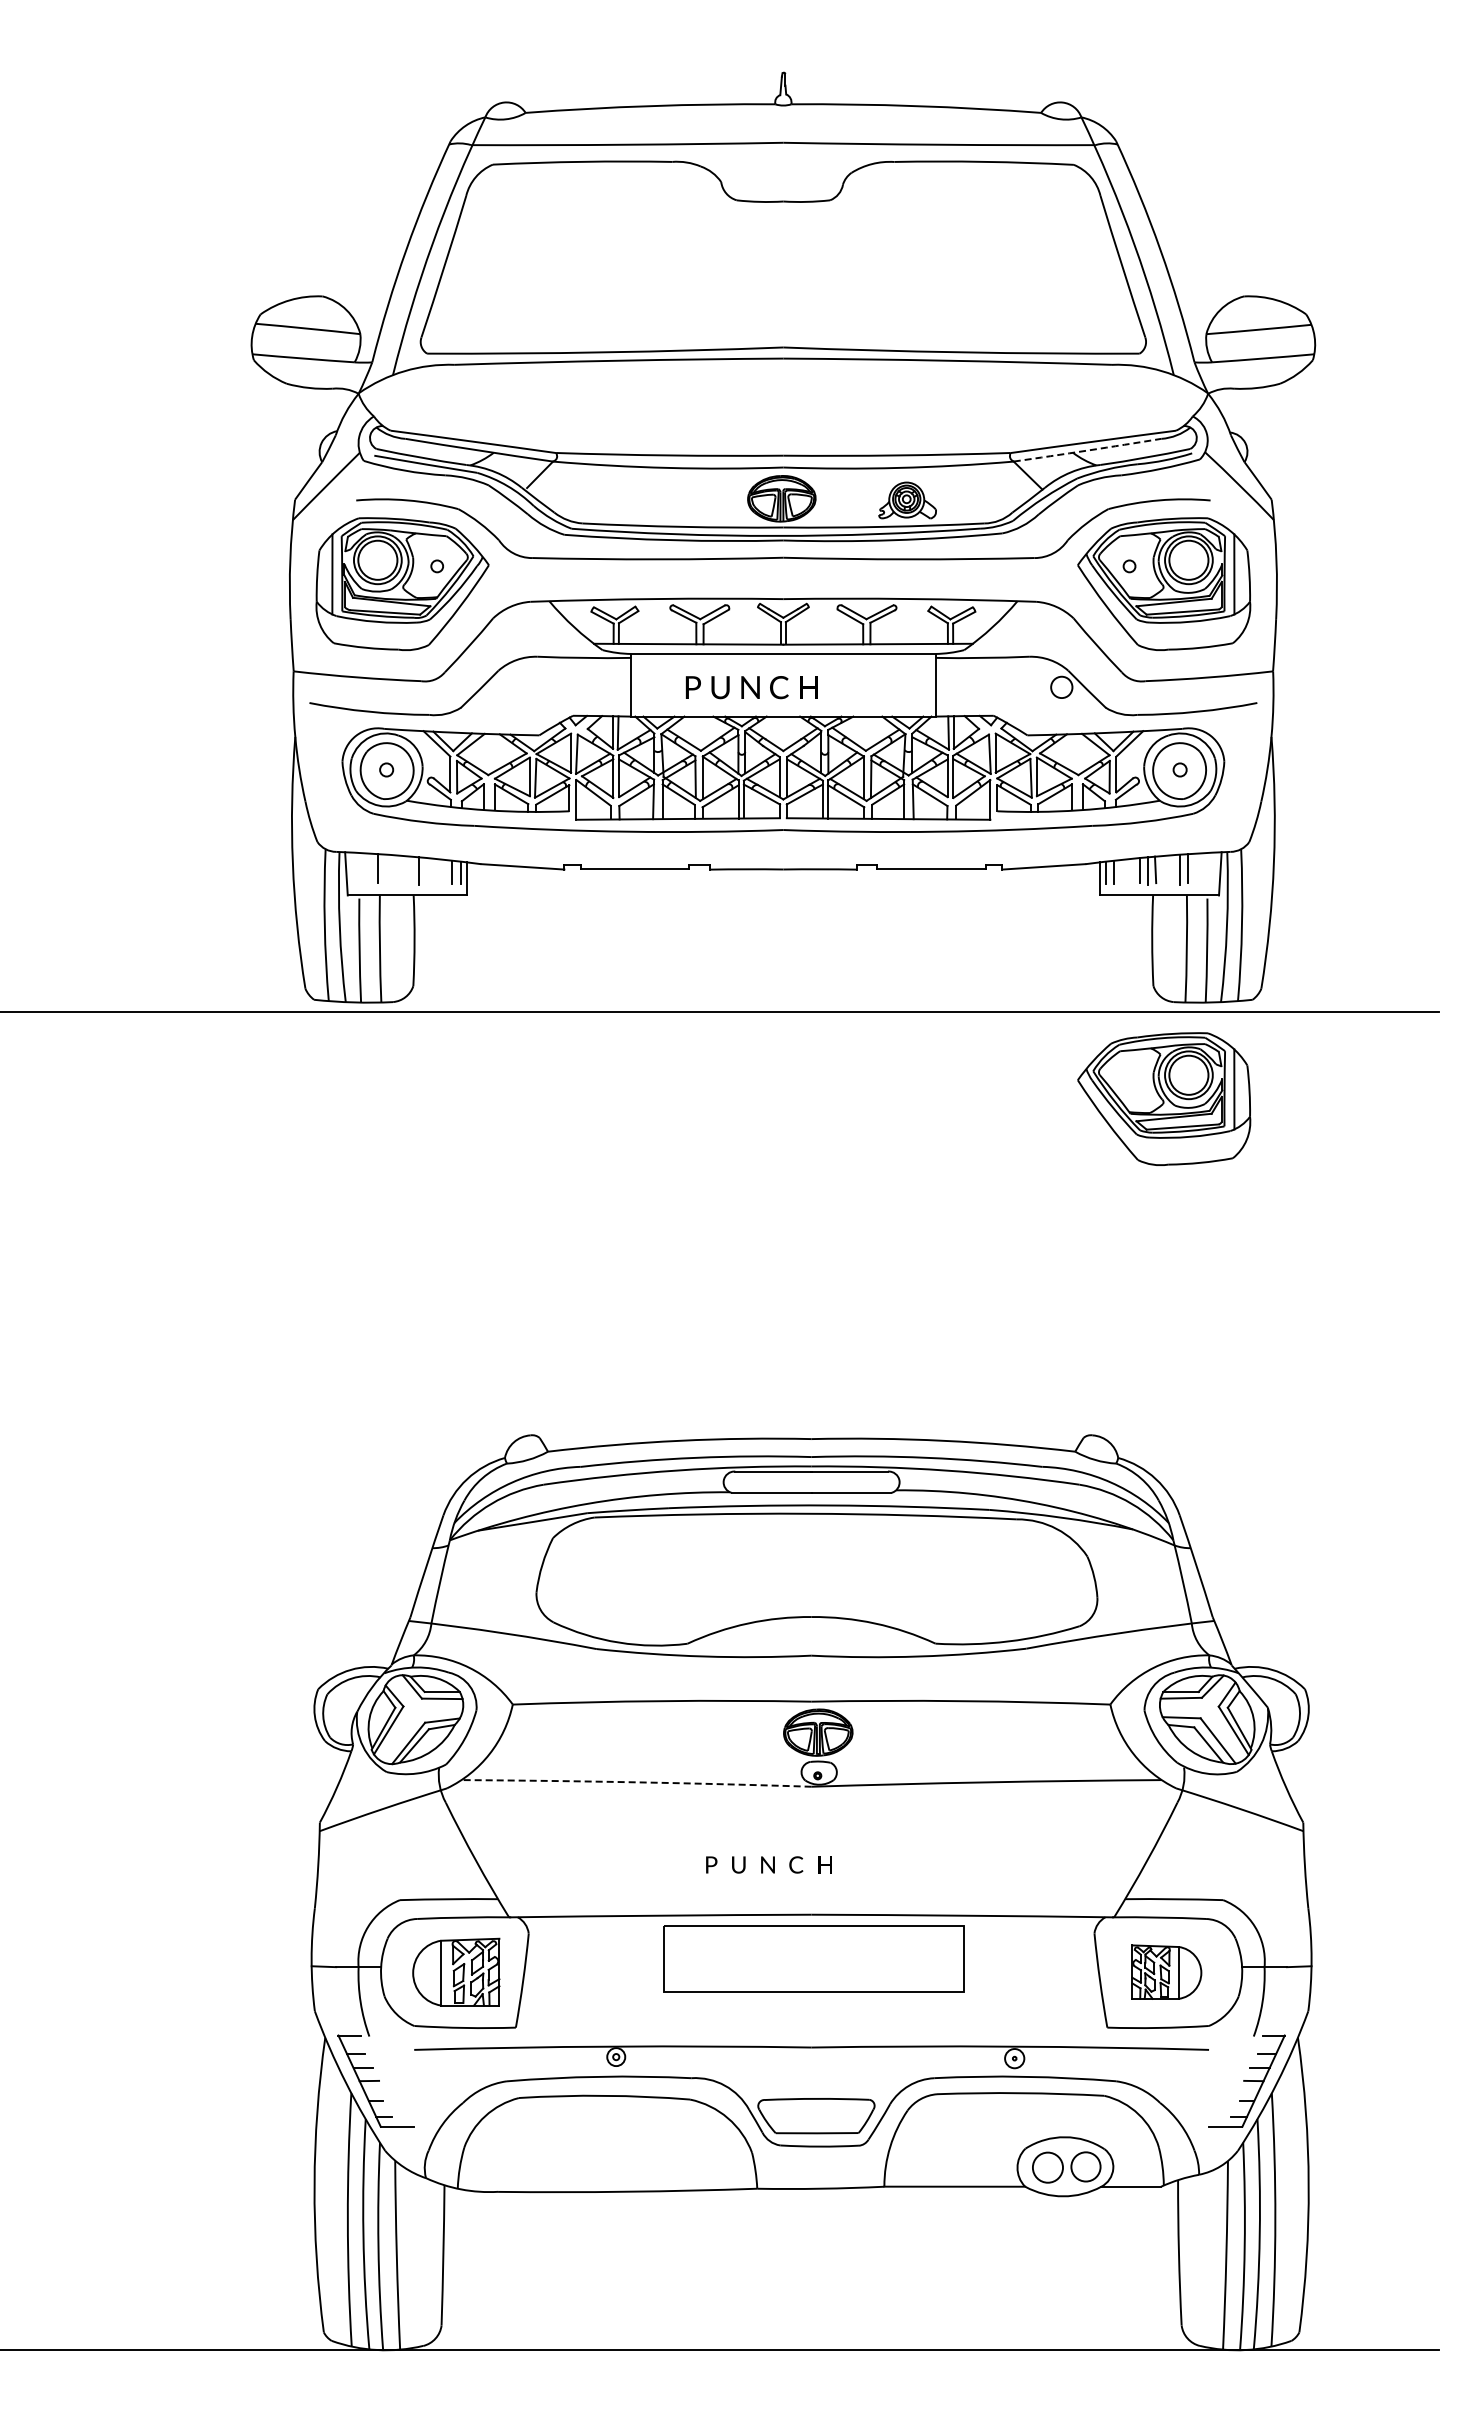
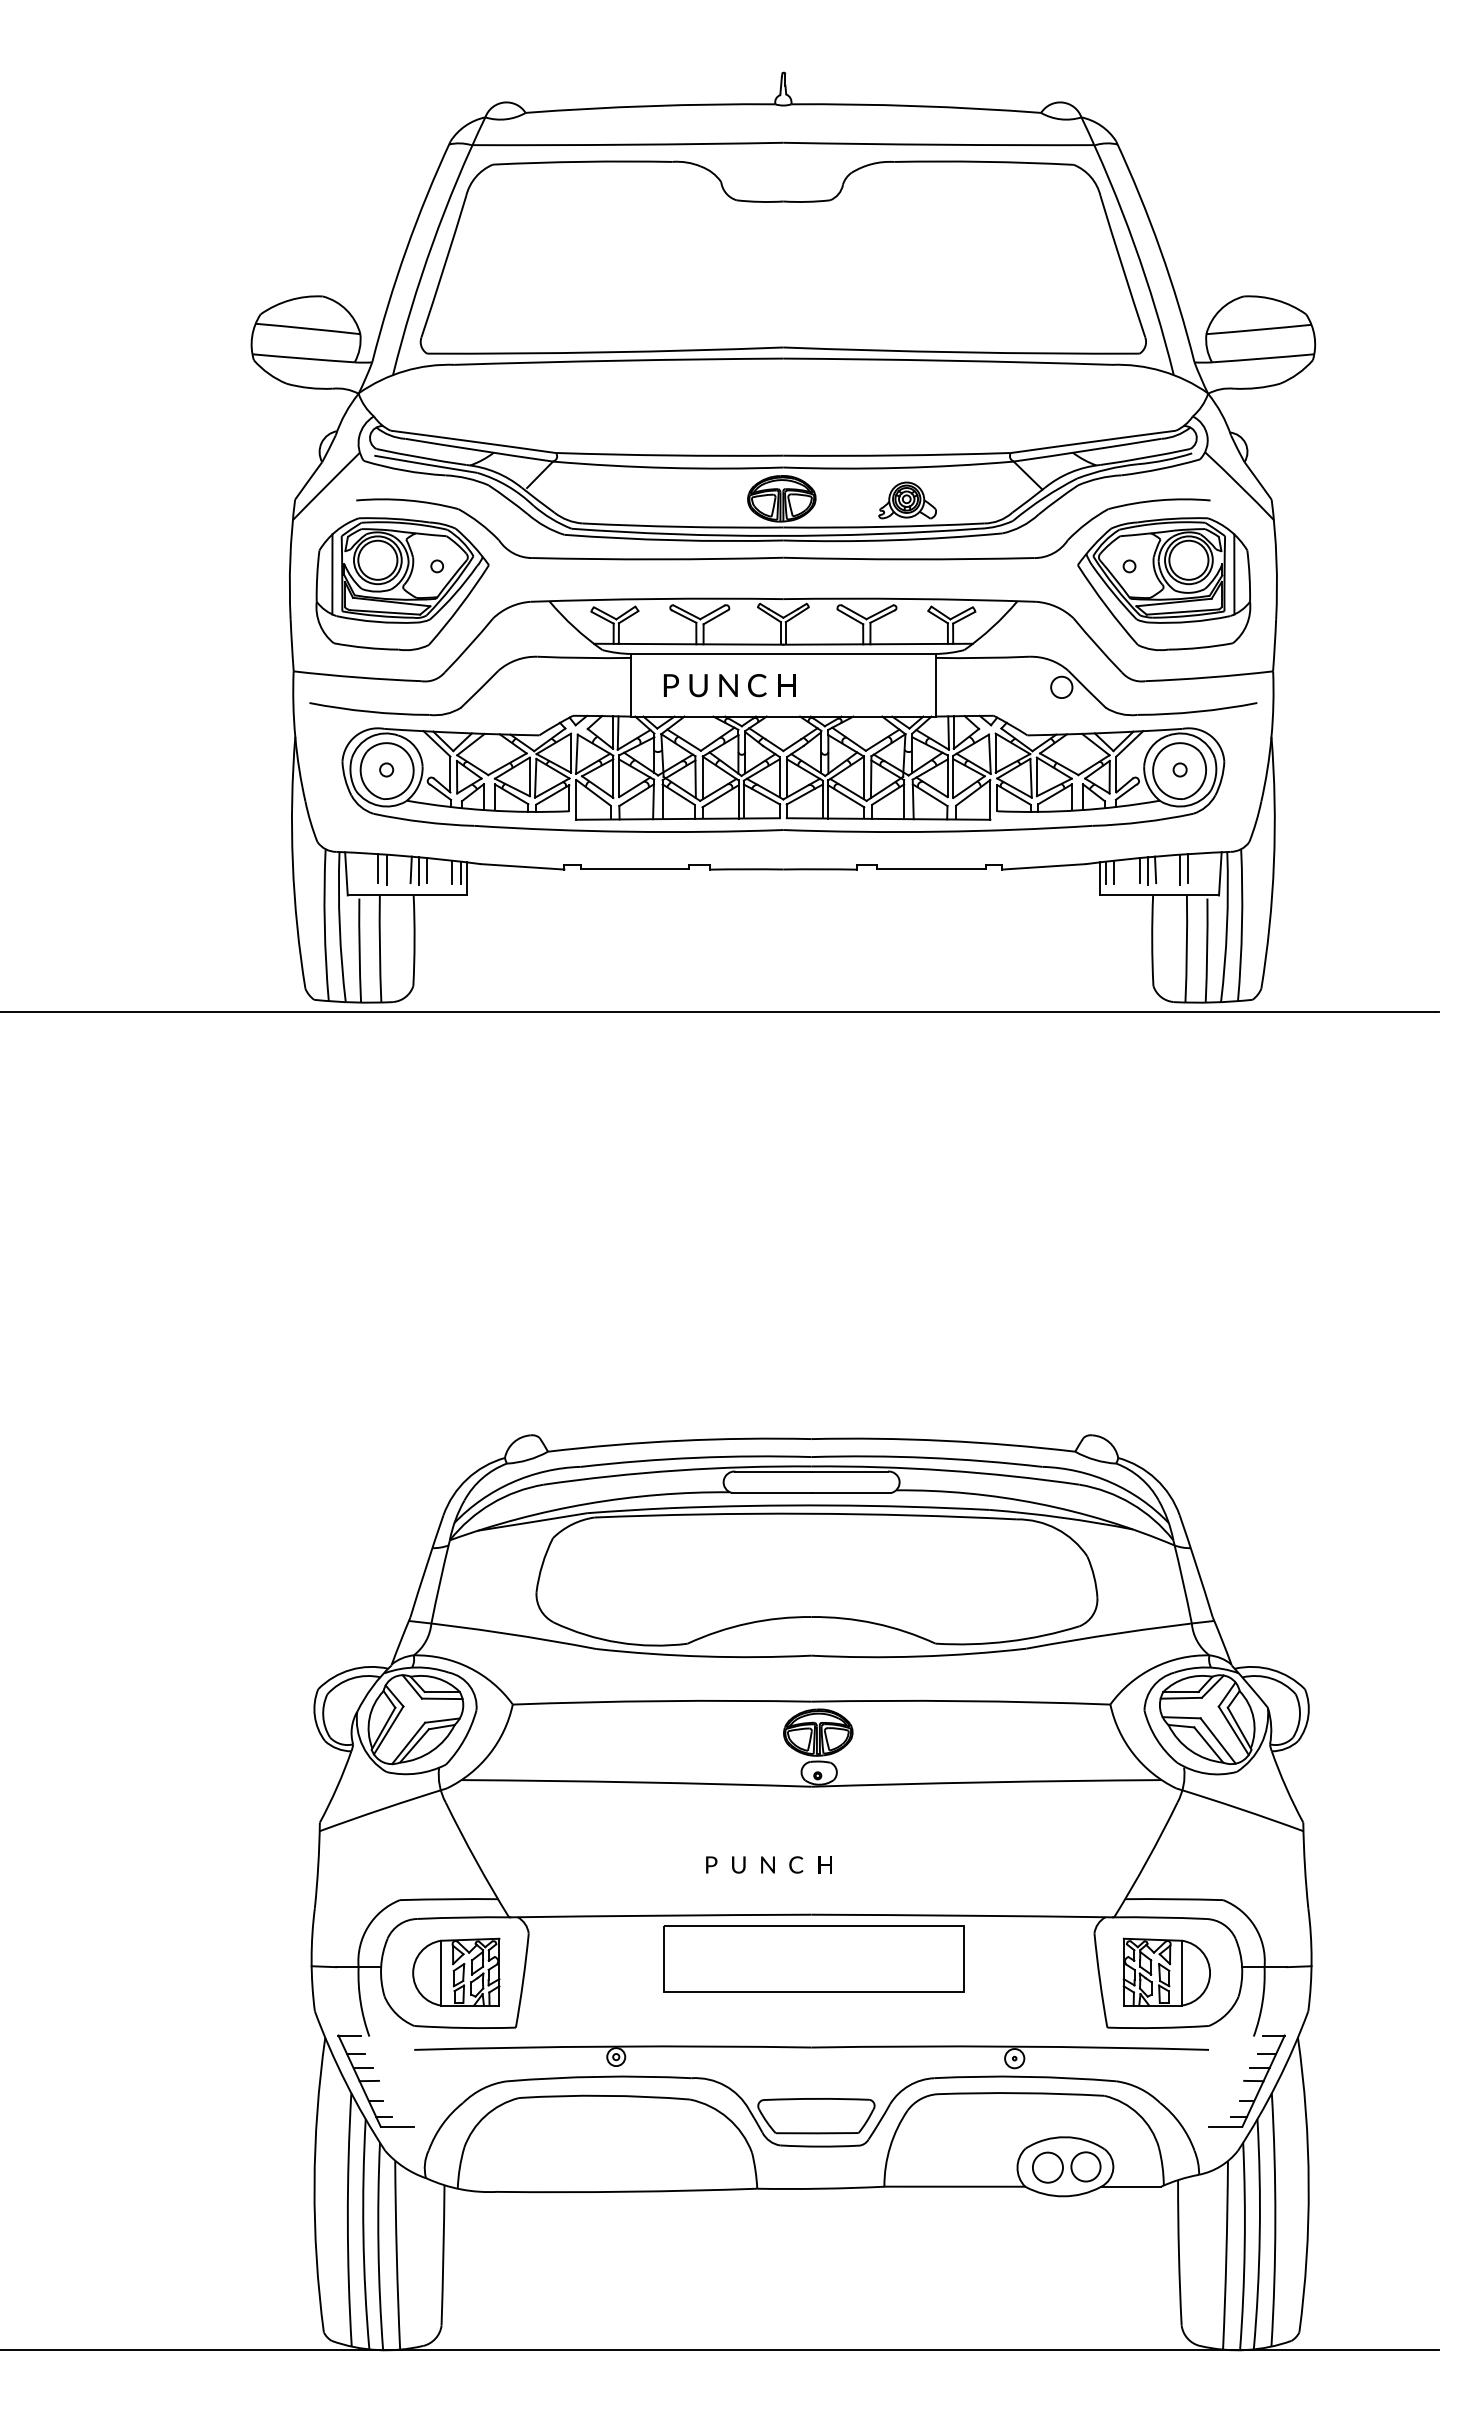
arc: dashed -> solid (1087, 450)
text position: (751, 687) -> (729, 685) (729, 685)
line: none -> present (387, 869)
line: none -> present (410, 869)
line: none -> present (427, 870)
part: present -> none (1164, 1098)
arc: dashed -> solid (636, 1782)
part size: 72x56 px -> 89x70 px (1166, 1971)
